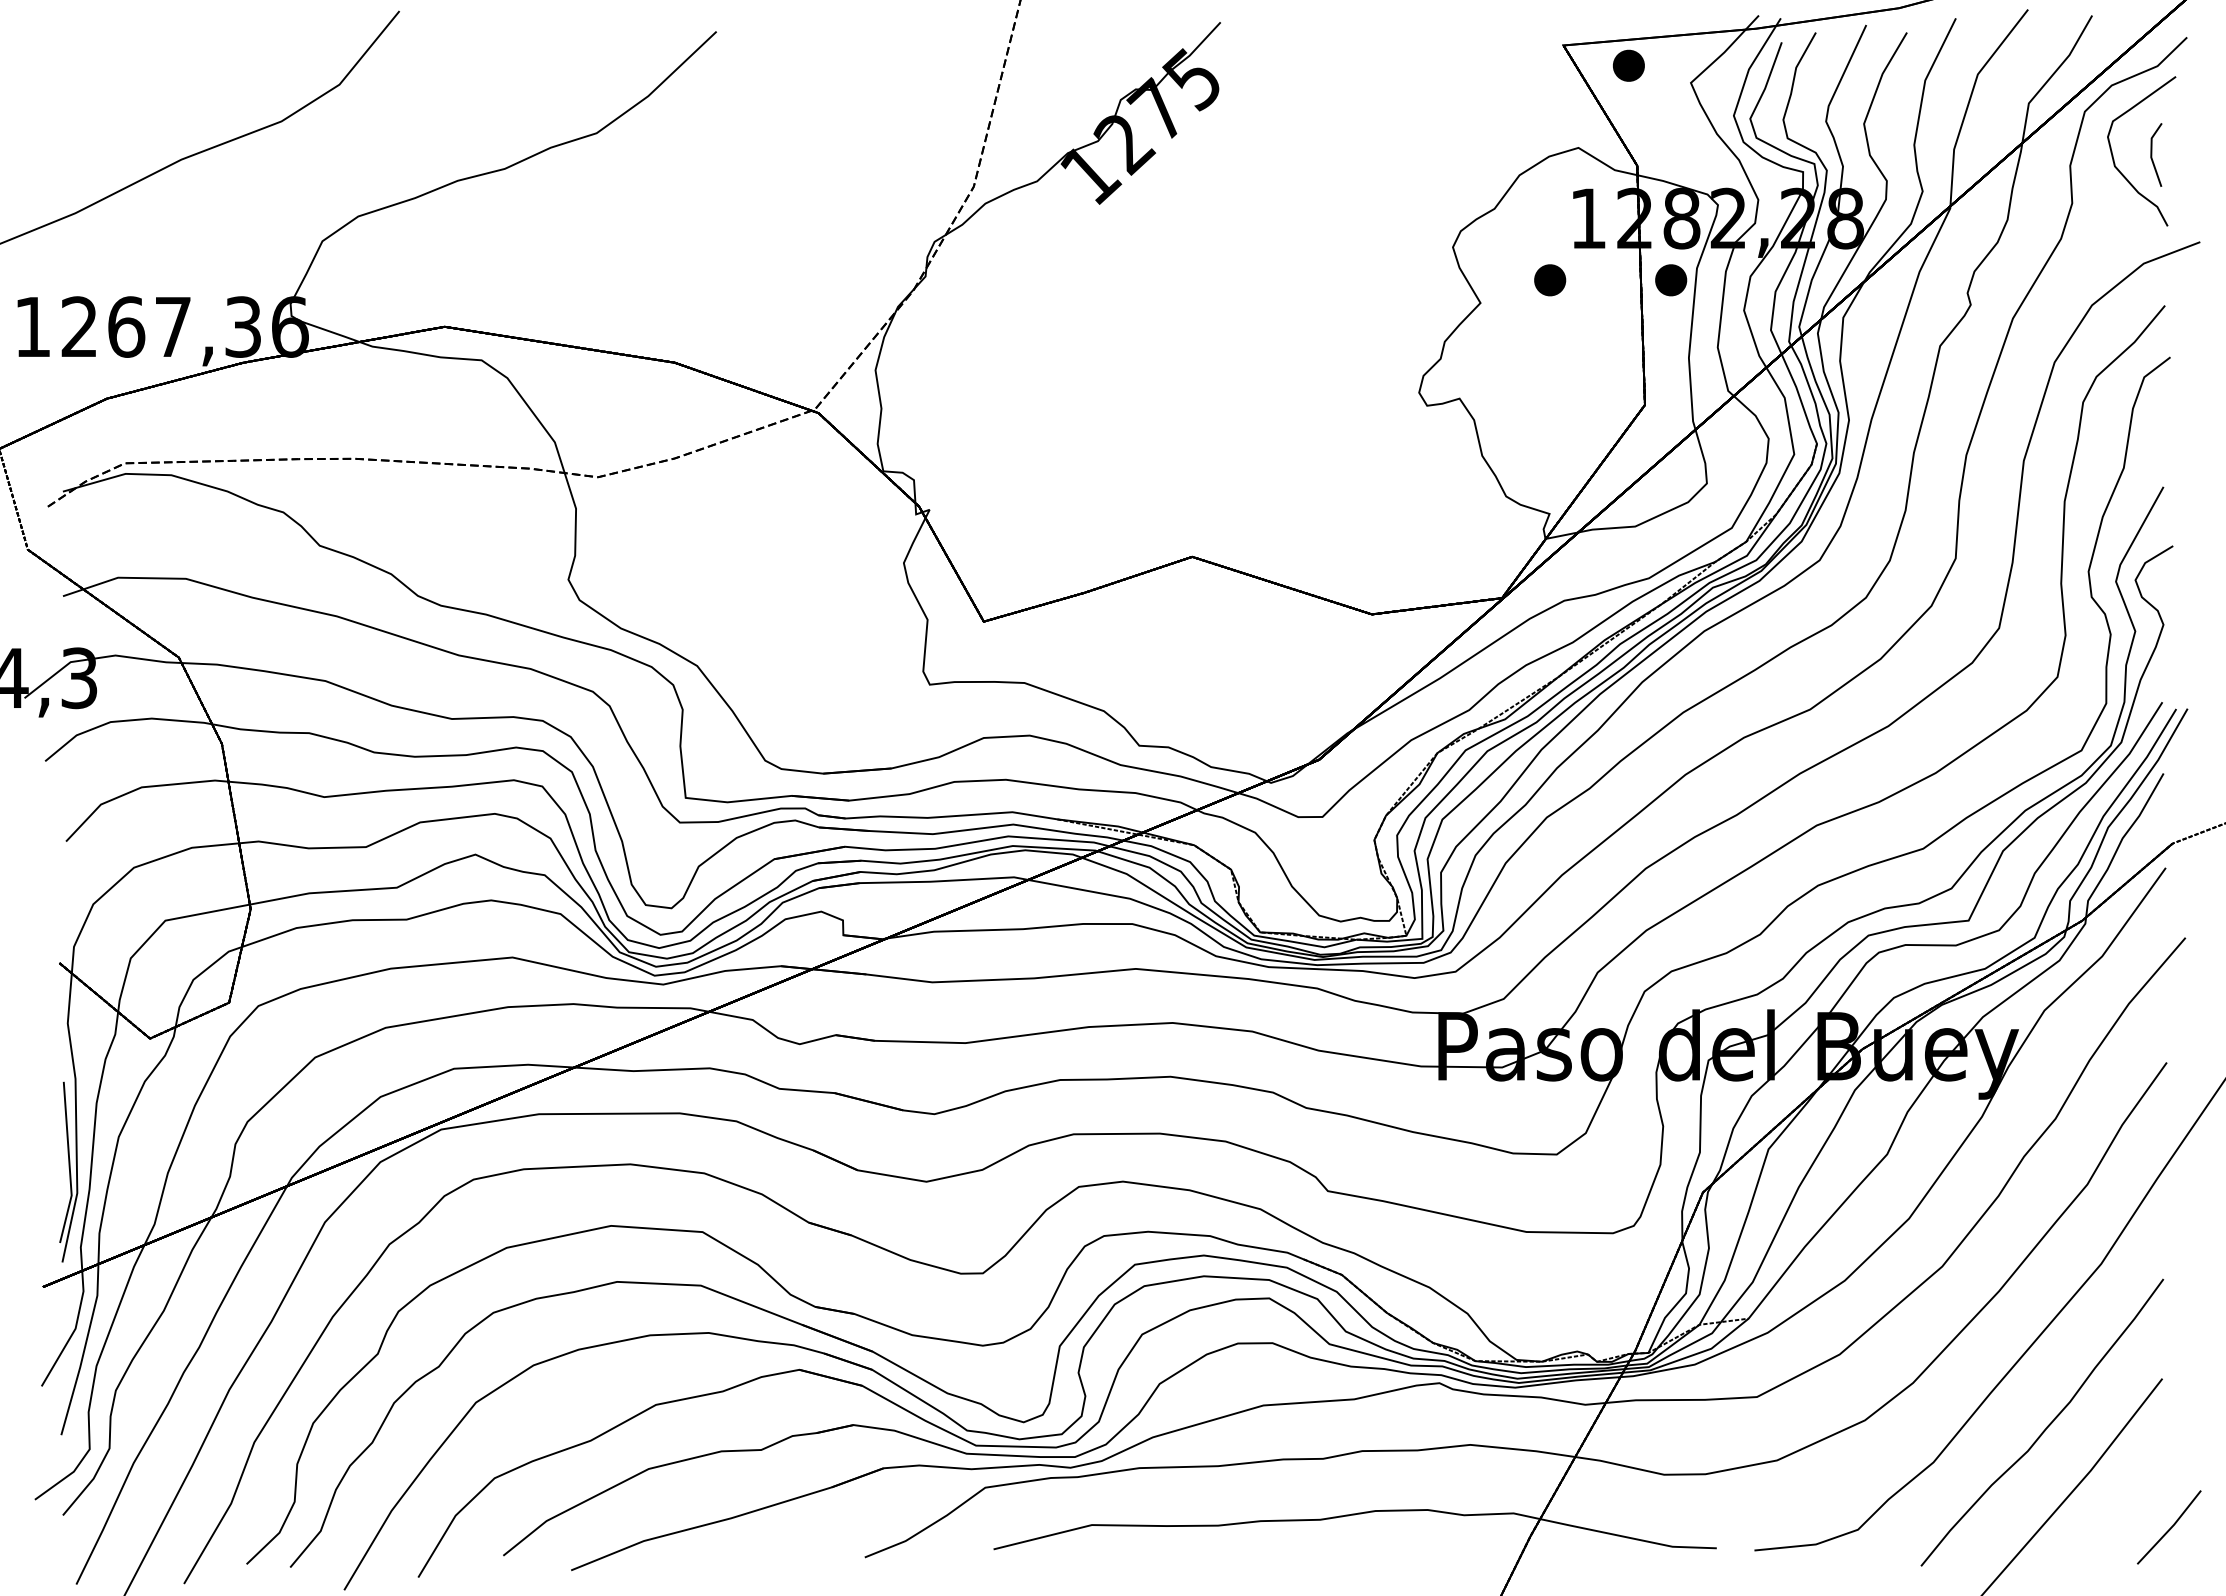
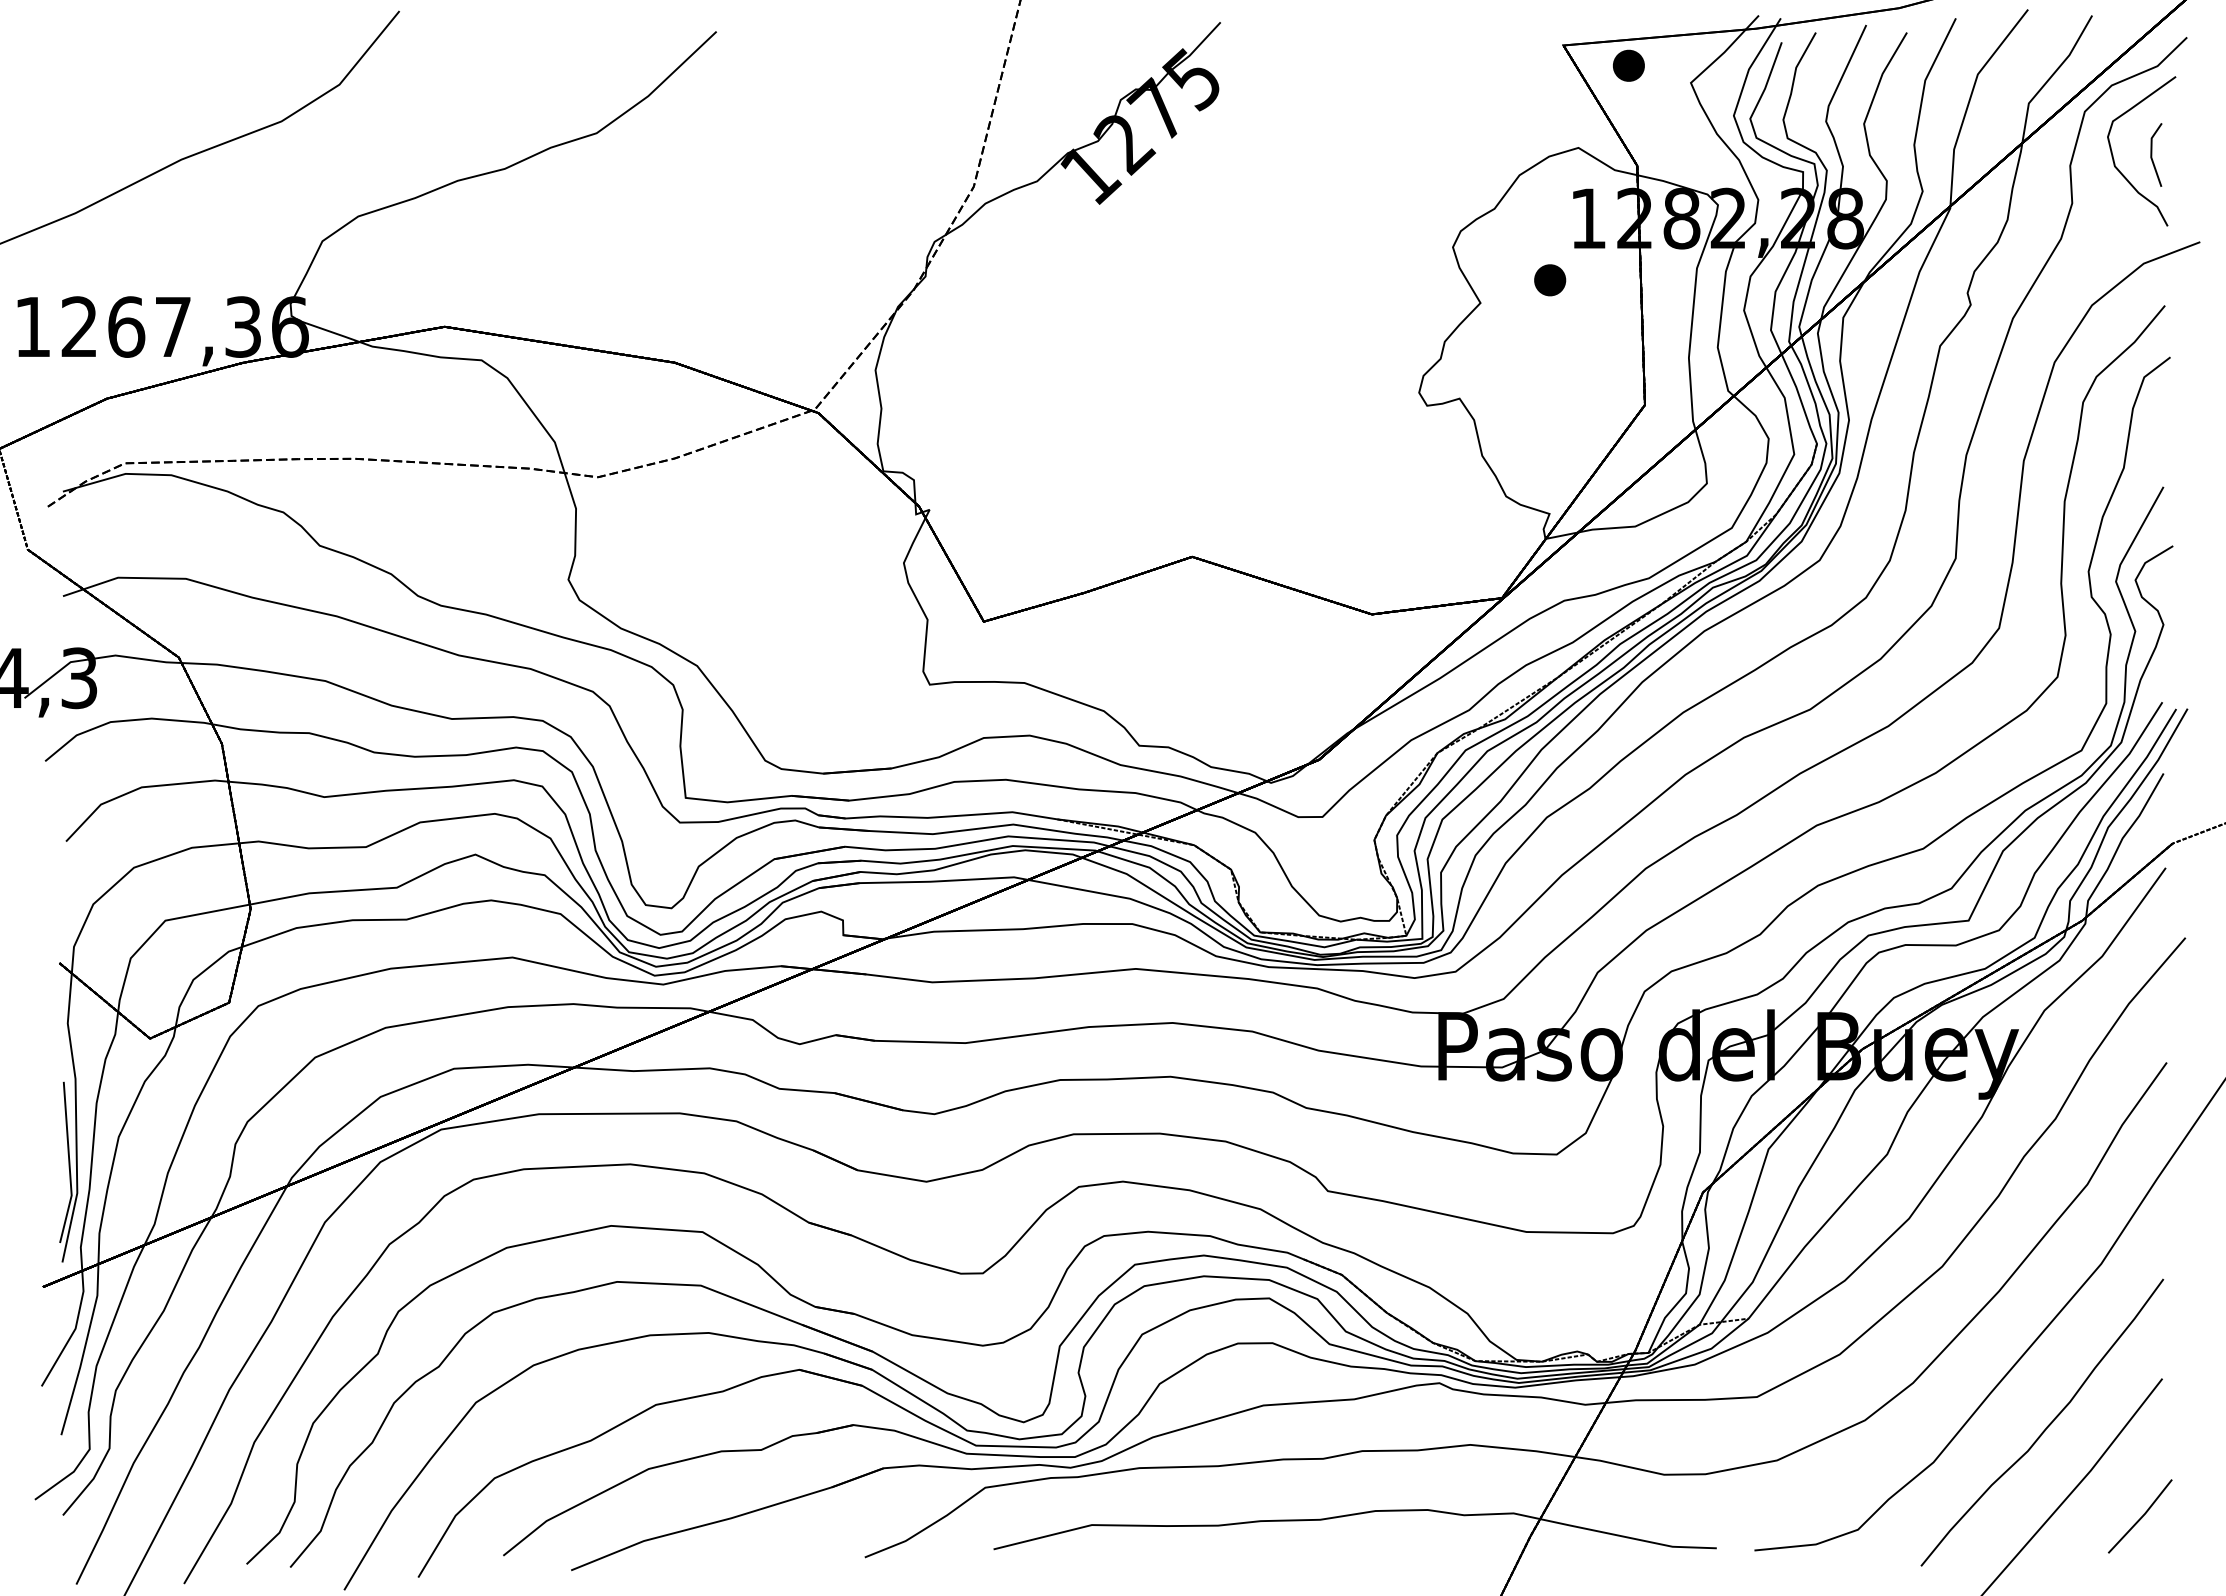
part: present -> none (1671, 280)
line position: (2170, 1527) -> (2141, 1516) (2141, 1516)
